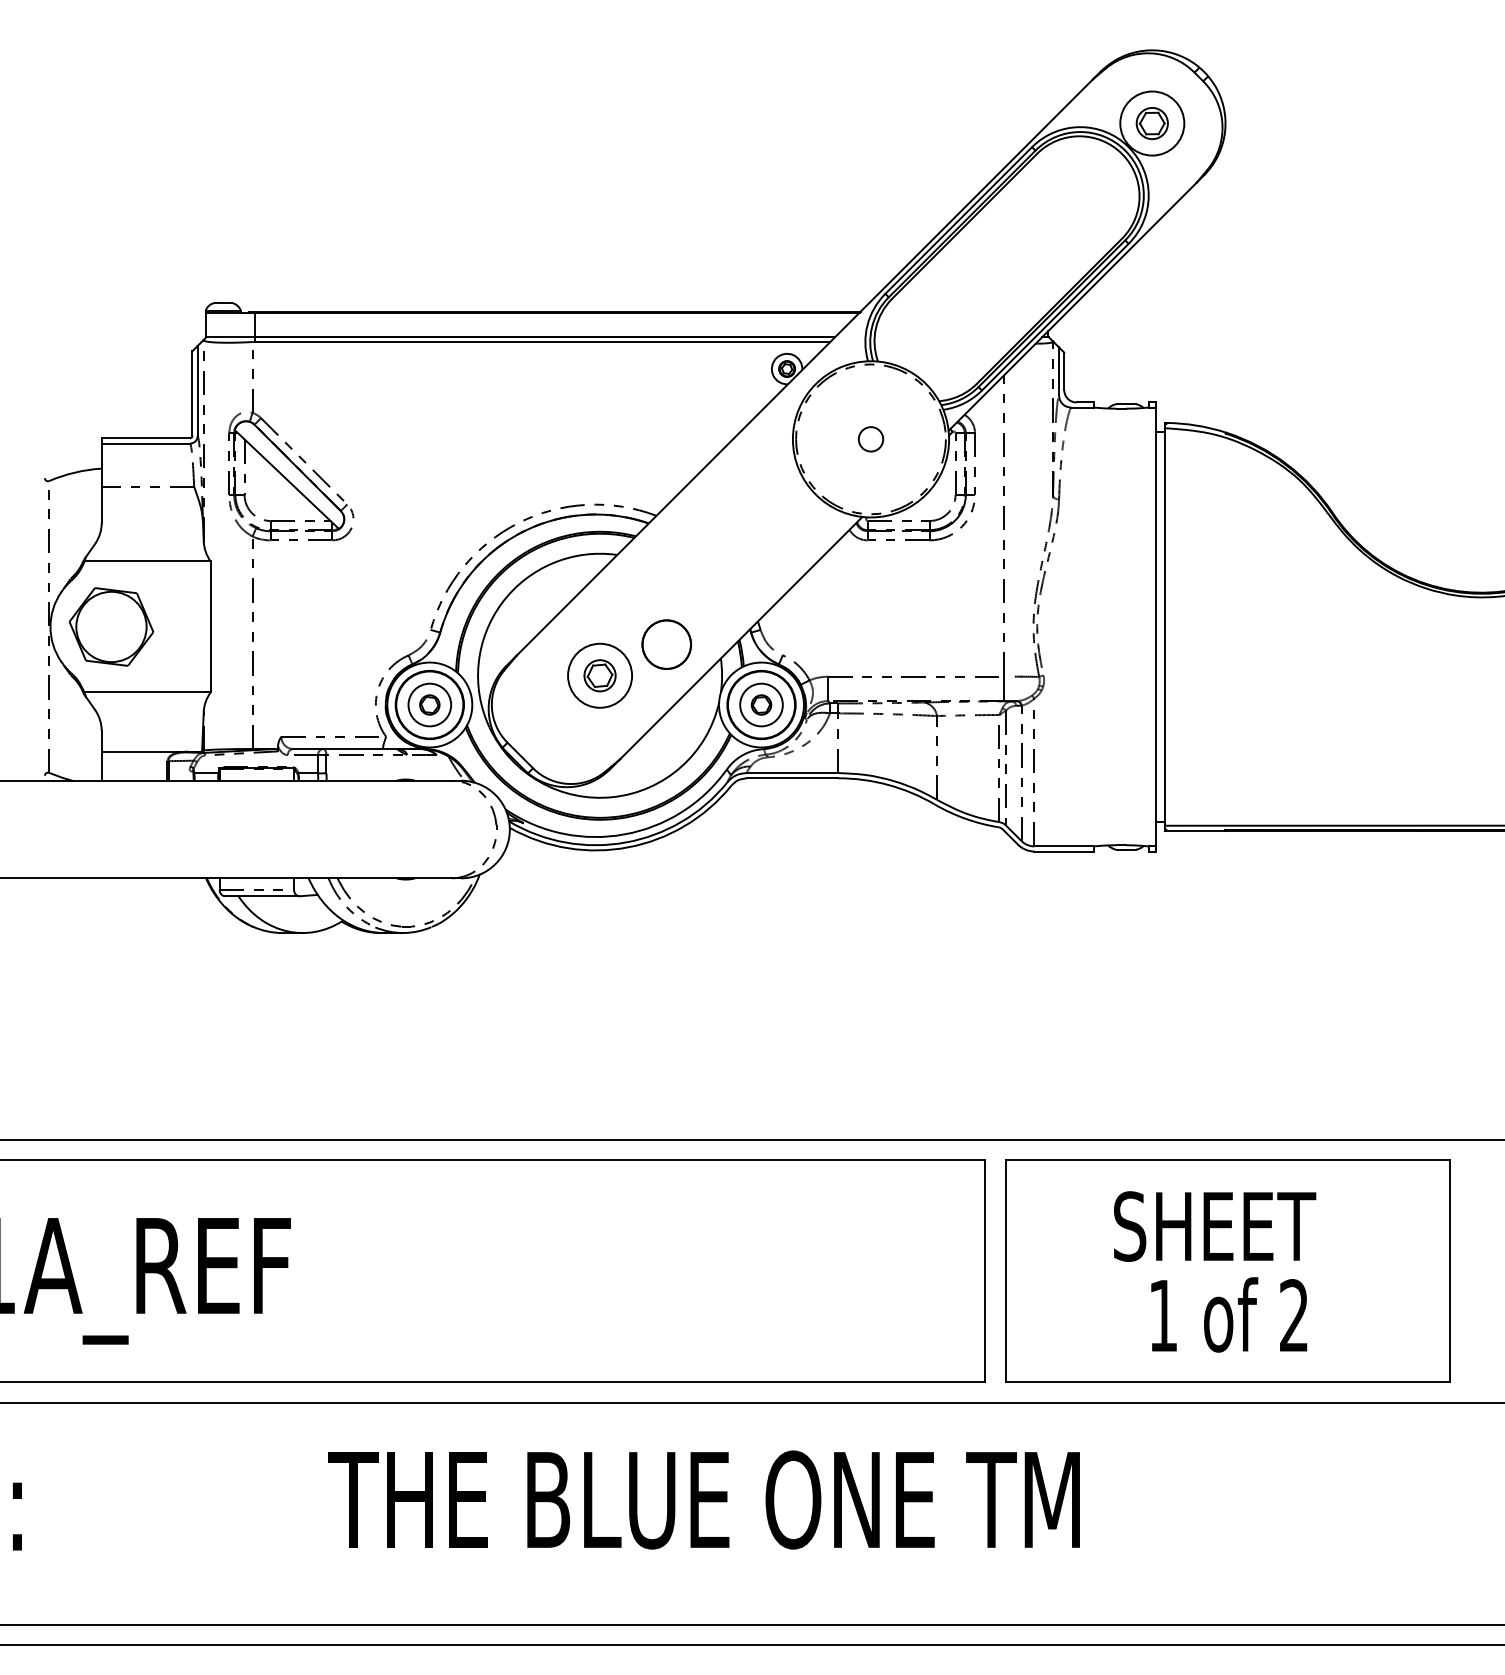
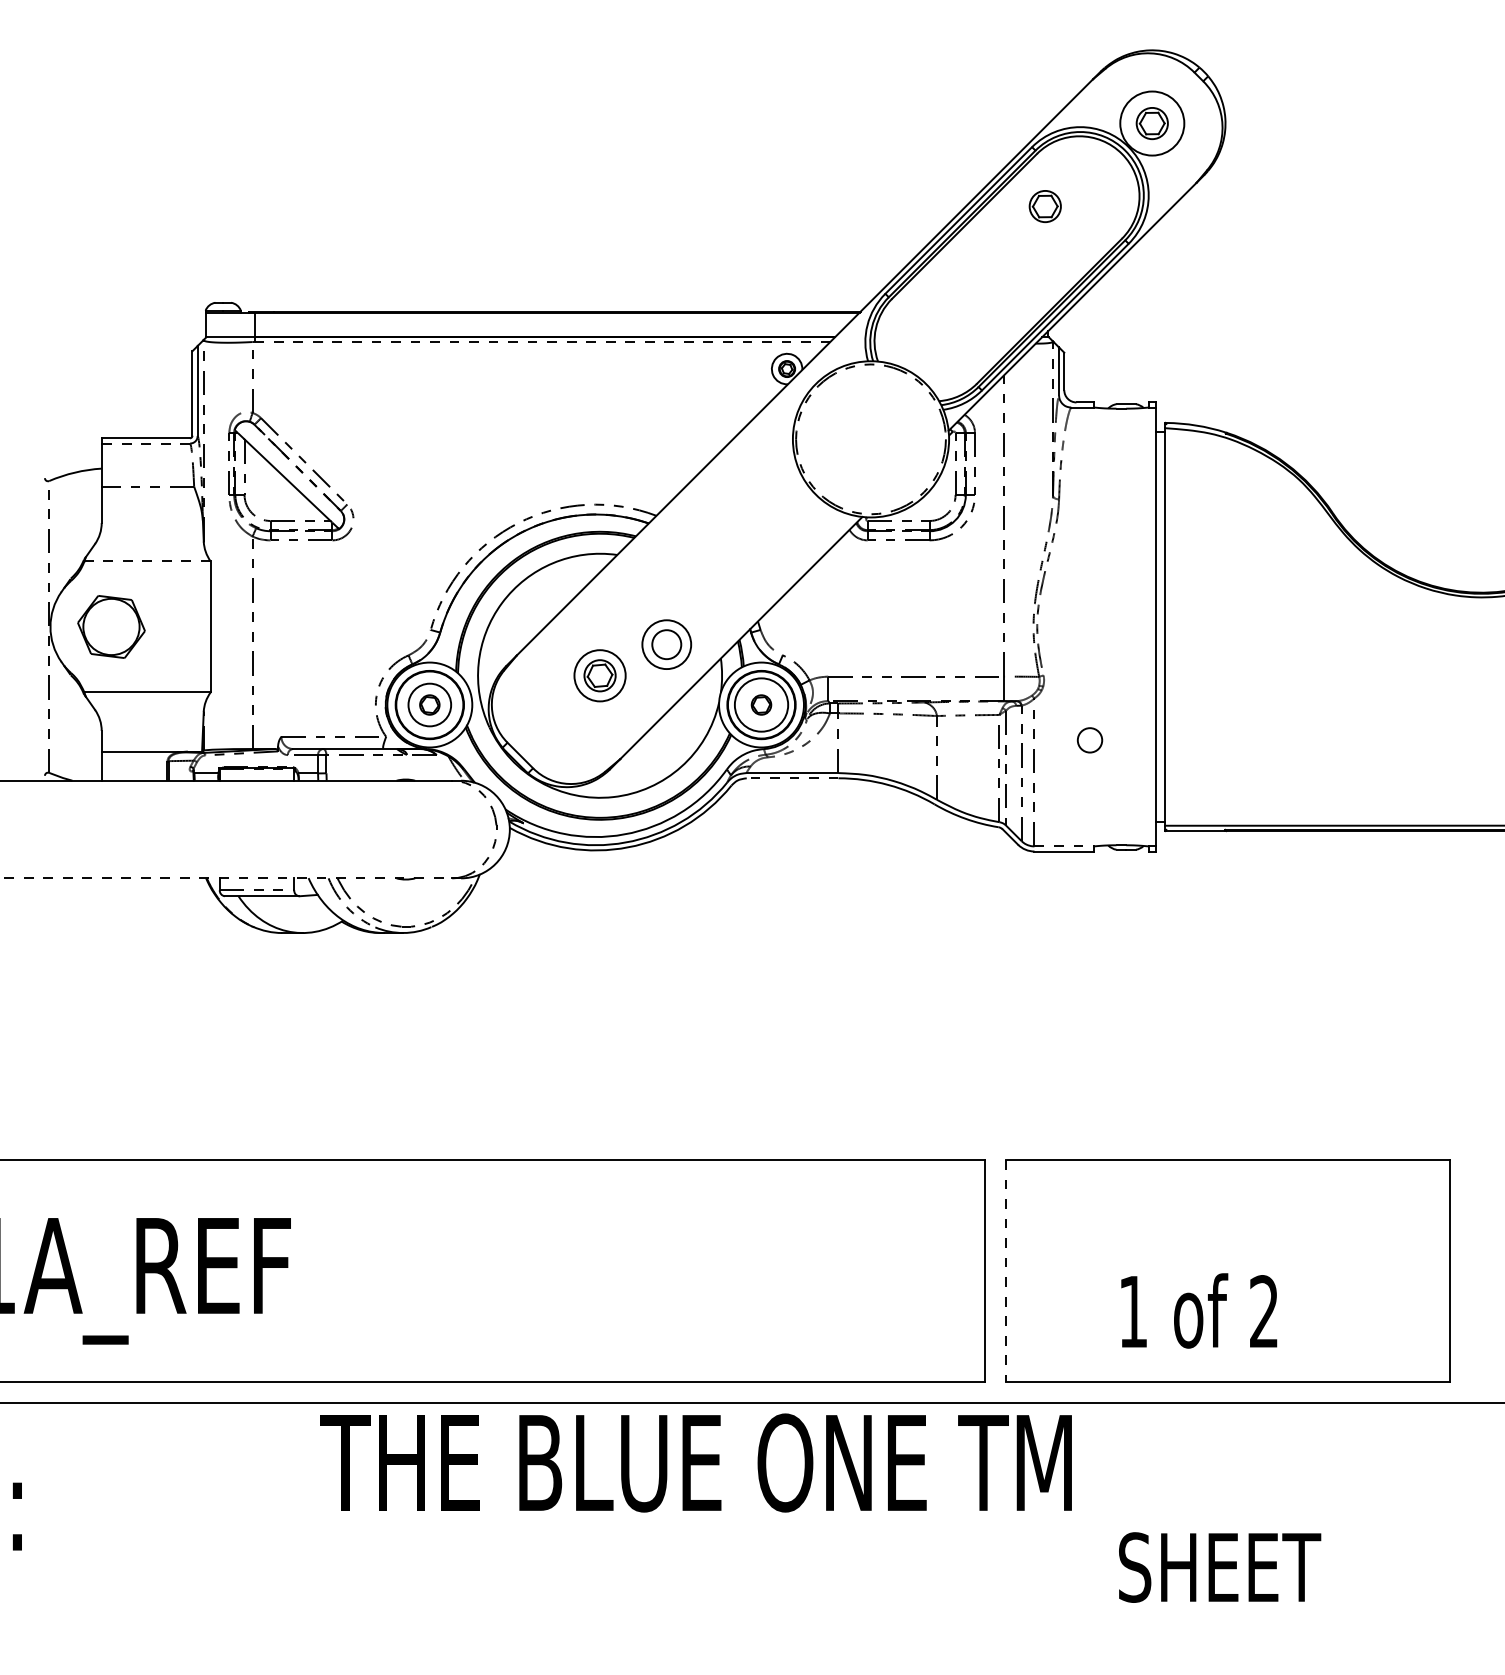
part: none -> present (1044, 206)
line: solid -> dashed (542, 341)
circle position: (870, 439) -> (1089, 740) (1089, 740)
line: solid -> dashed (145, 443)
line: solid -> dashed (297, 468)
line: solid -> dashed (147, 561)
part size: 87x80 px -> 69x64 px (111, 626)
circle diameter: 48 px -> 29 px (666, 644)
circle diameter: 64 px -> 51 px (599, 675)
circle diameter: 43 px -> 53 px (761, 704)
line: solid -> dashed (792, 778)
line: solid -> dashed (1064, 846)
line: solid -> dashed (226, 878)
line: present -> none (751, 1139)
text position: (1215, 1226) -> (1220, 1567) (1220, 1567)
line: solid -> dashed (1005, 1271)
text position: (1229, 1314) -> (1199, 1310) (1199, 1310)
text position: (703, 1499) -> (695, 1462) (695, 1462)
line: present -> none (751, 1624)
line: present -> none (751, 1645)
